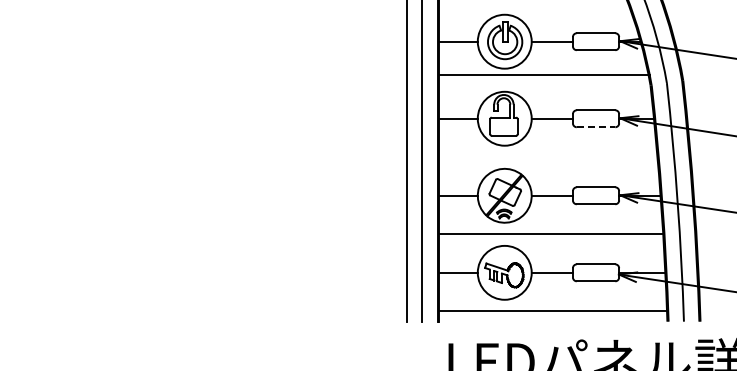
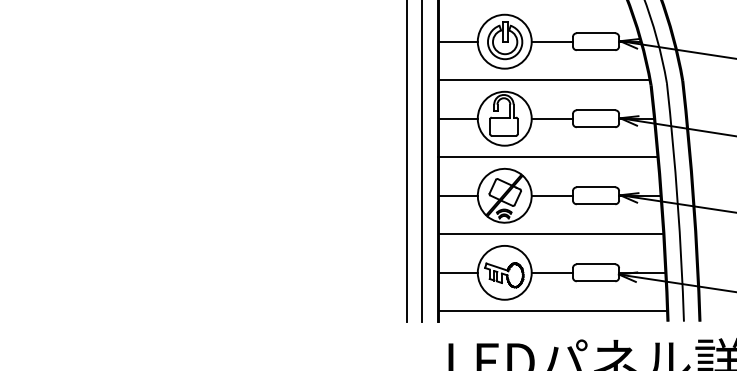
line position: (544, 75) -> (544, 80) (544, 80)
line: dashed -> solid (596, 127)
line: none -> present (547, 157)
